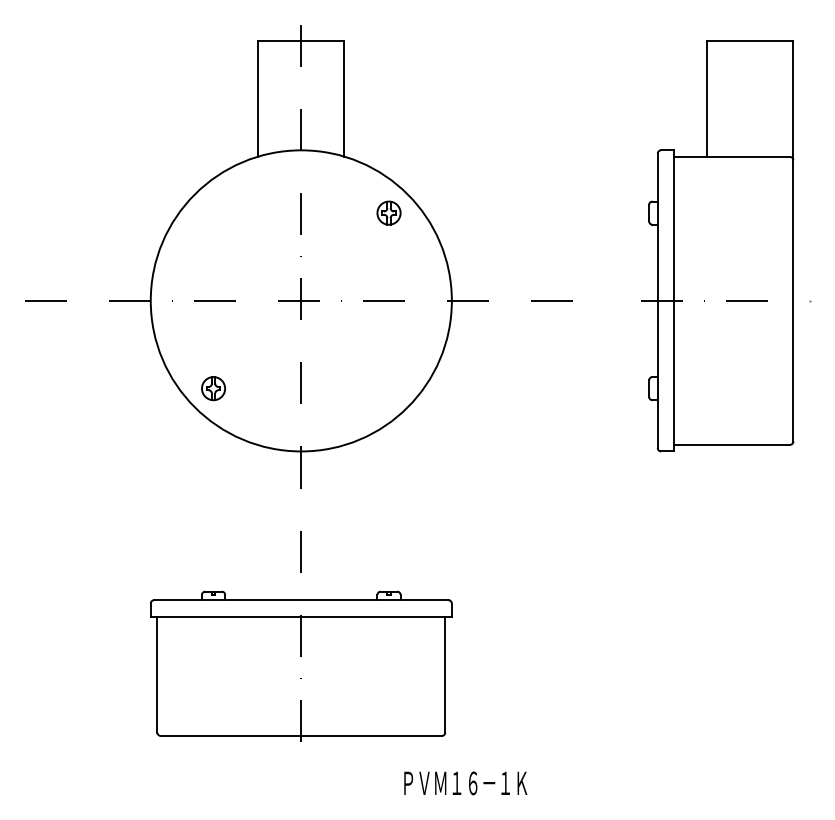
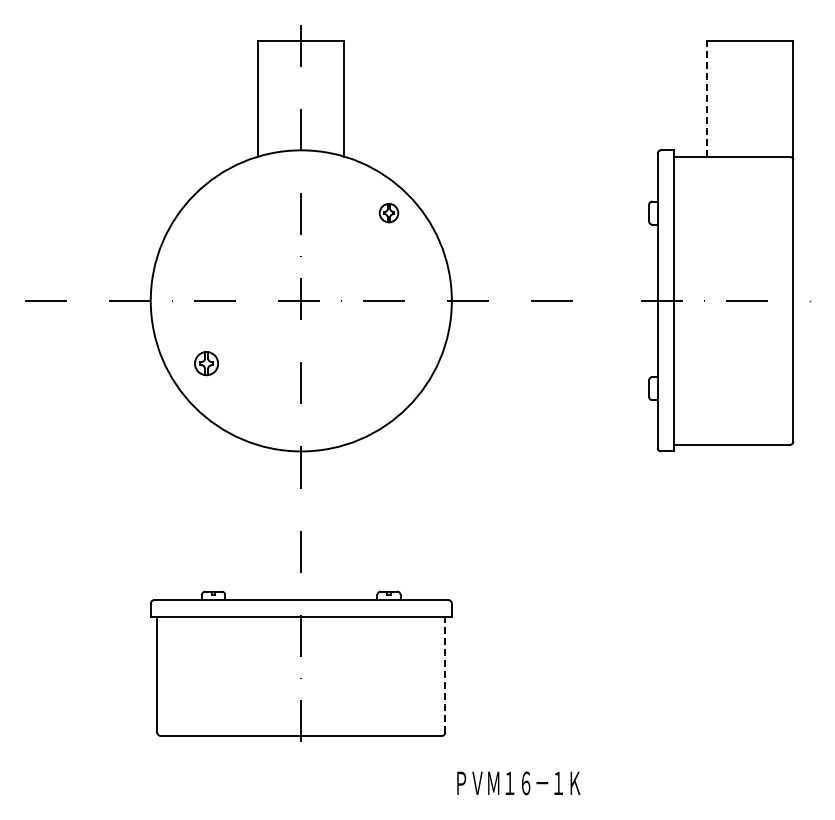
line: solid -> dashed (707, 99)
part size: 26x26 px -> 22x21 px (388, 213)
part position: (213, 388) -> (206, 363) (206, 363)
line: solid -> dashed (445, 674)
text position: (465, 783) -> (518, 783) (518, 783)
